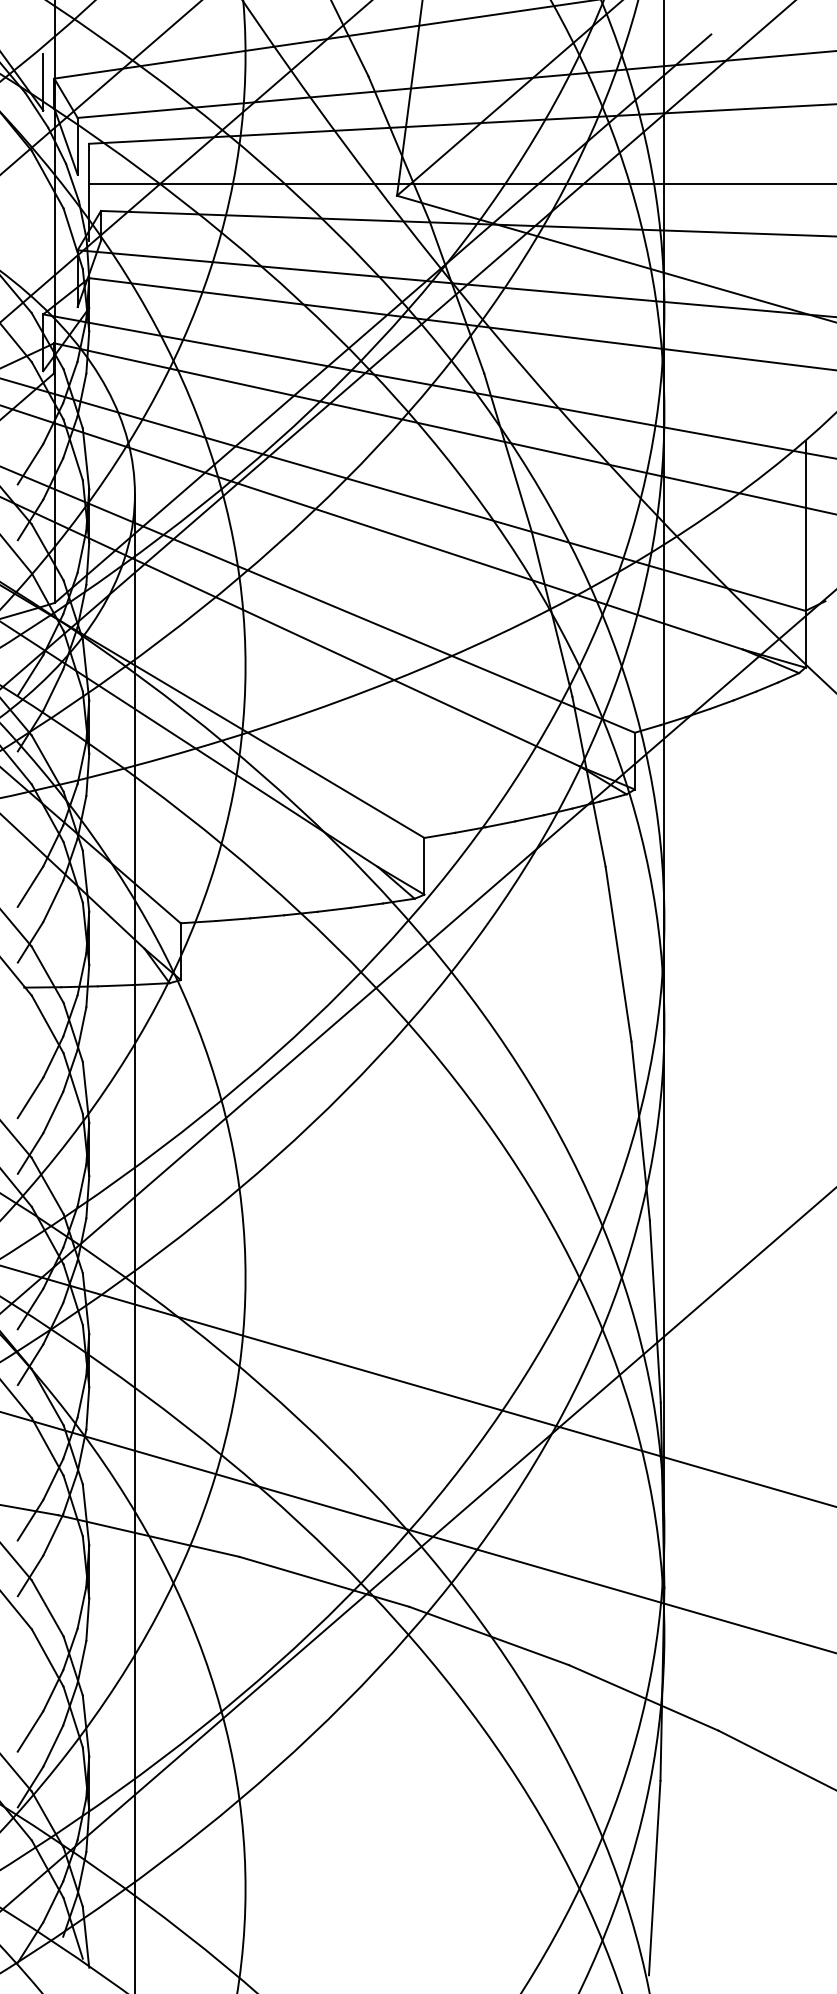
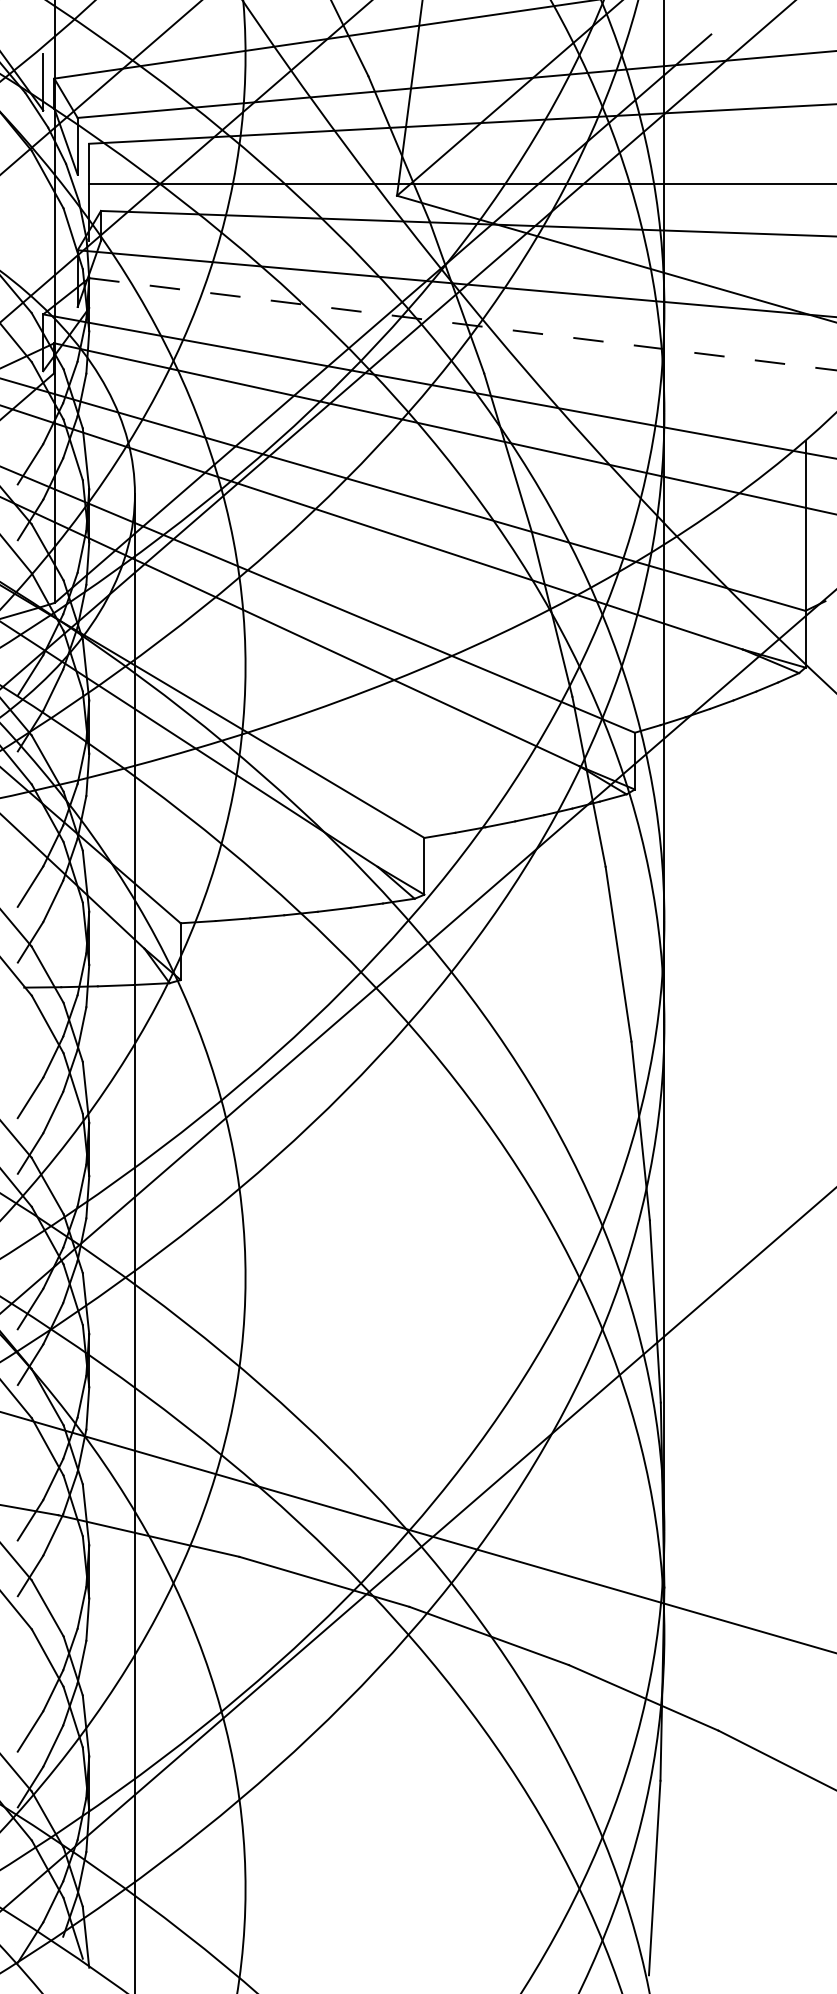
line: solid -> dashed (463, 324)
line: present -> none (417, 1386)
